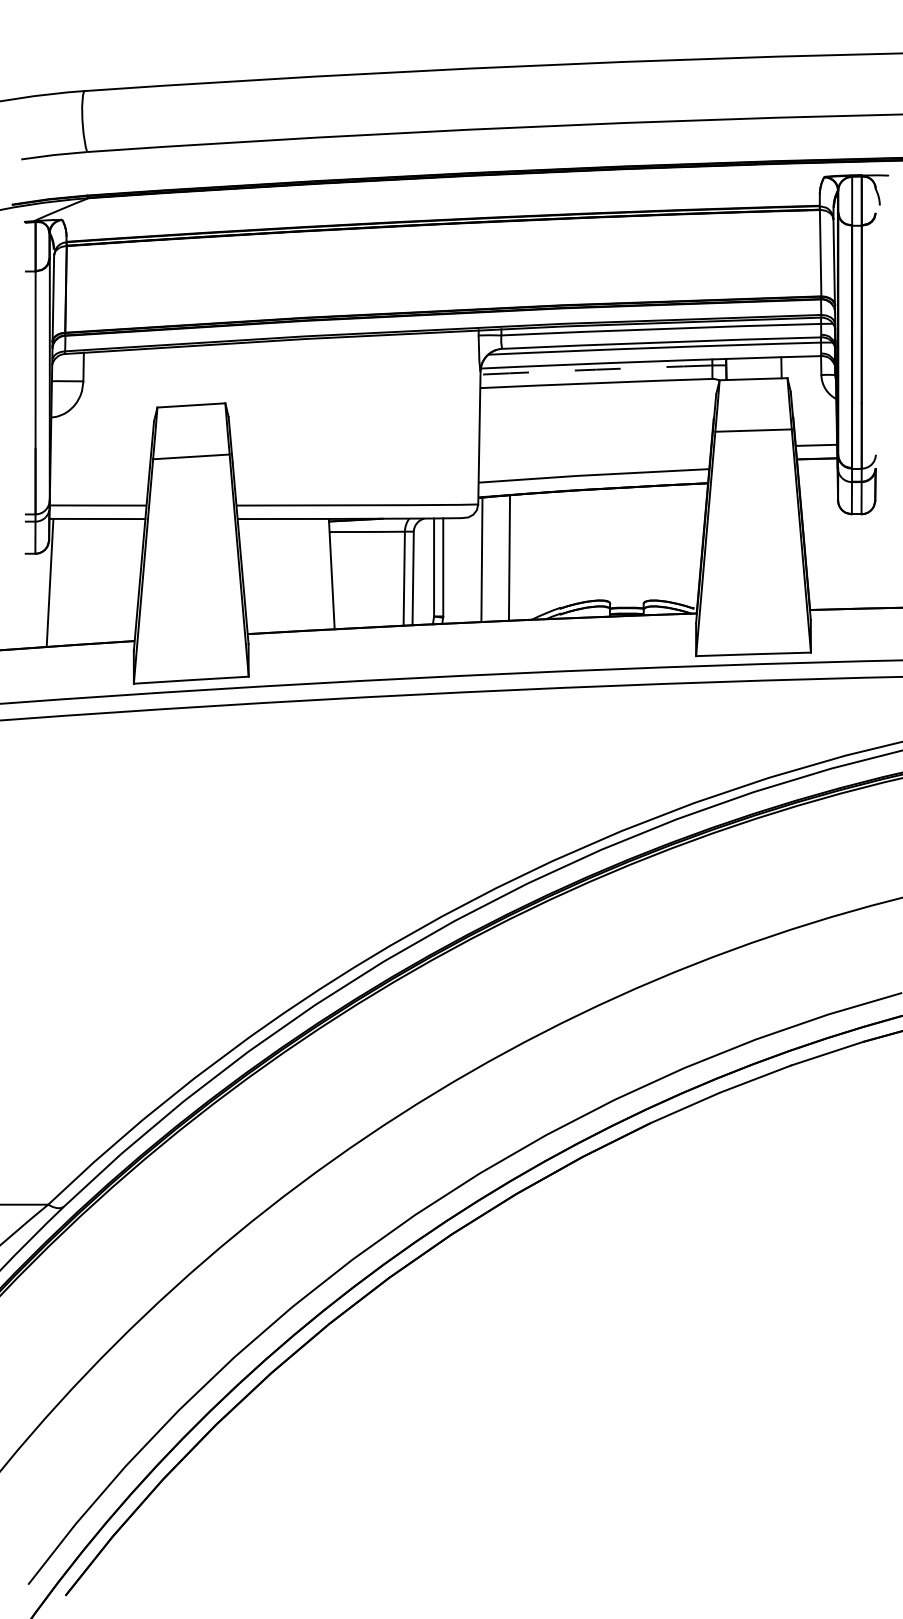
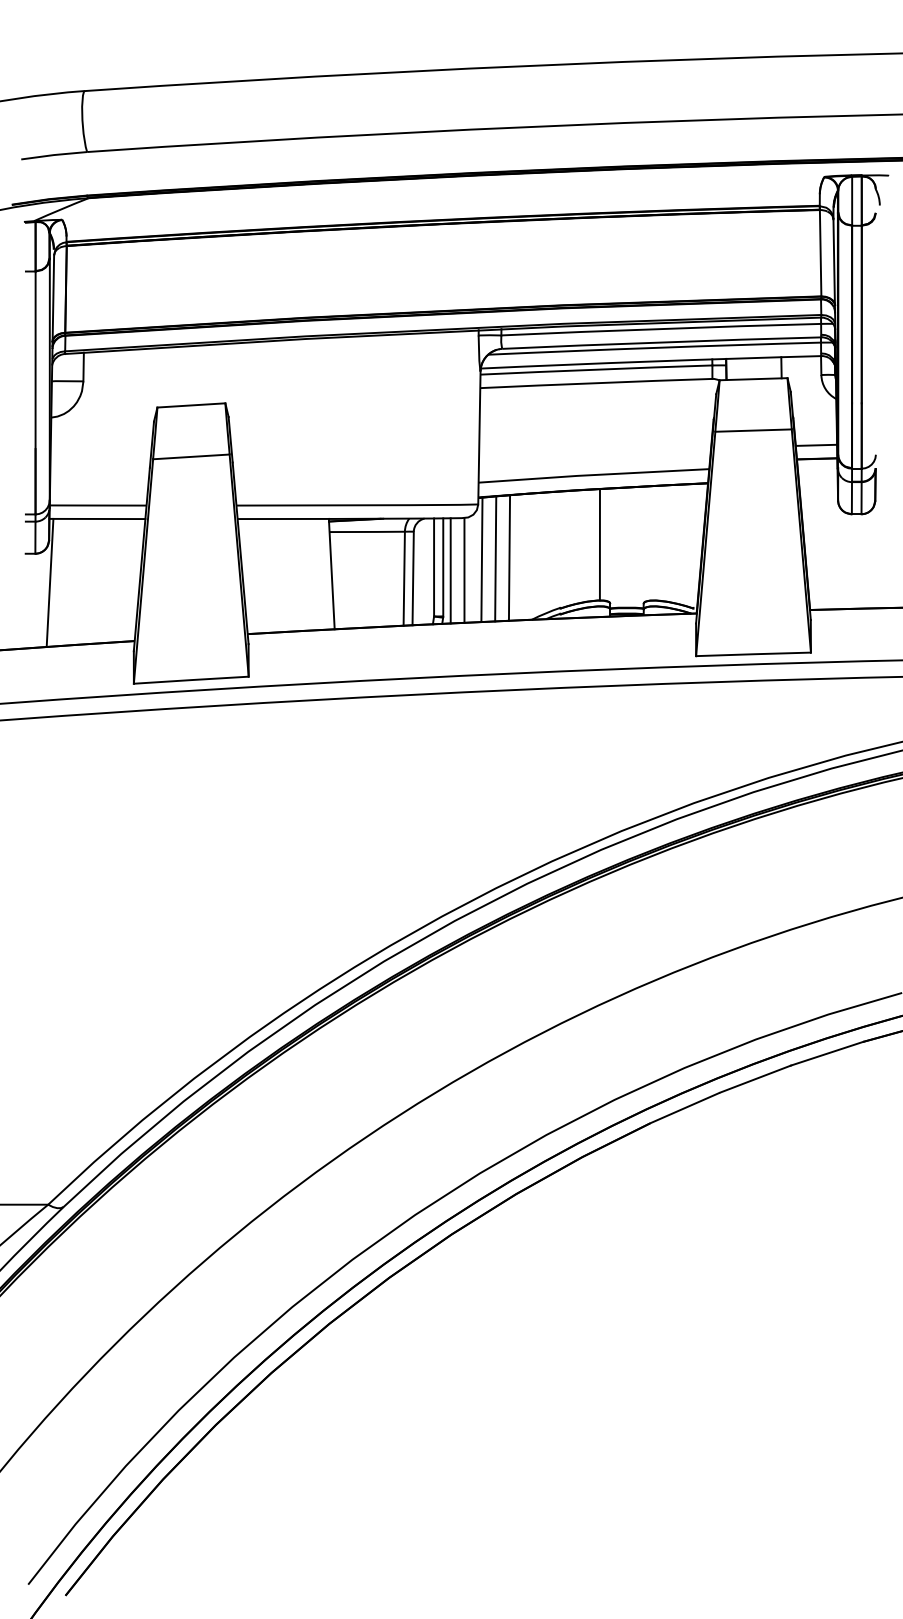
arc: dashed -> solid (596, 369)
line: none -> present (599, 544)
line: none -> present (495, 558)
line: none -> present (450, 570)
line: none -> present (464, 570)
